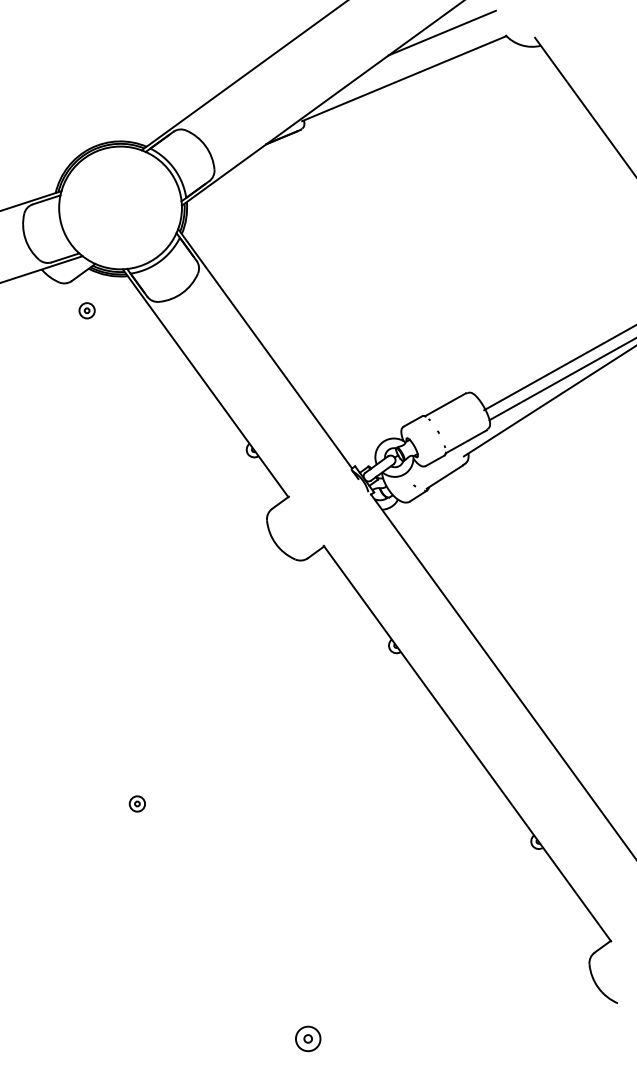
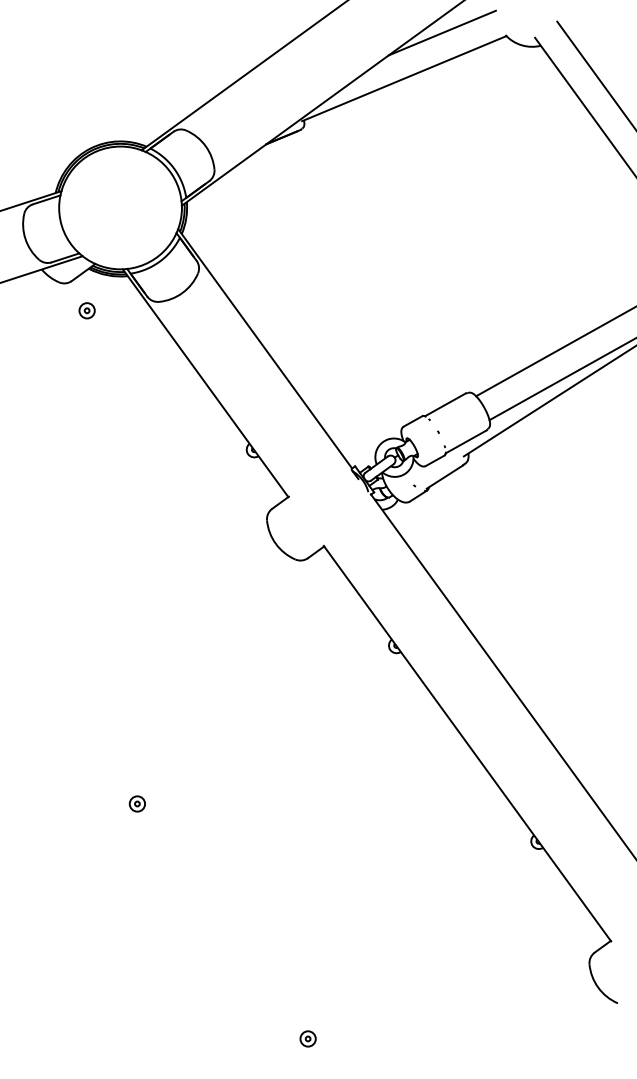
line: none -> present (595, 74)
line position: (558, 368) -> (554, 352) (554, 352)
part size: 27x28 px -> 18x18 px (307, 1038)
